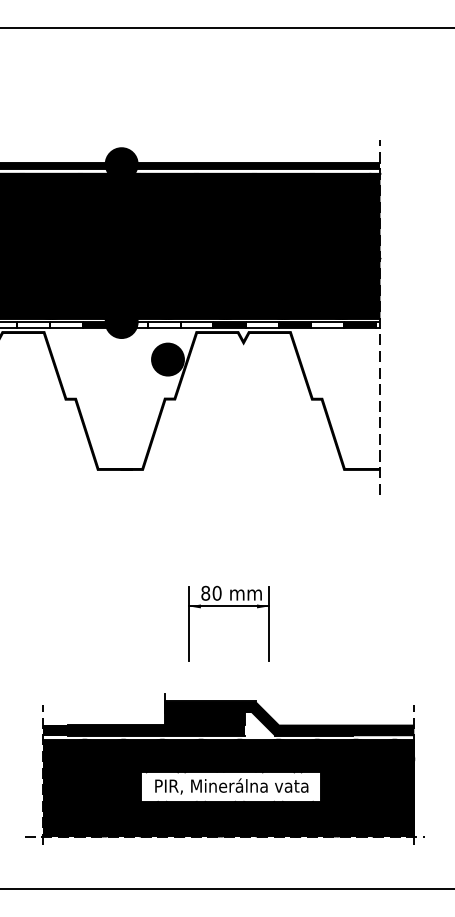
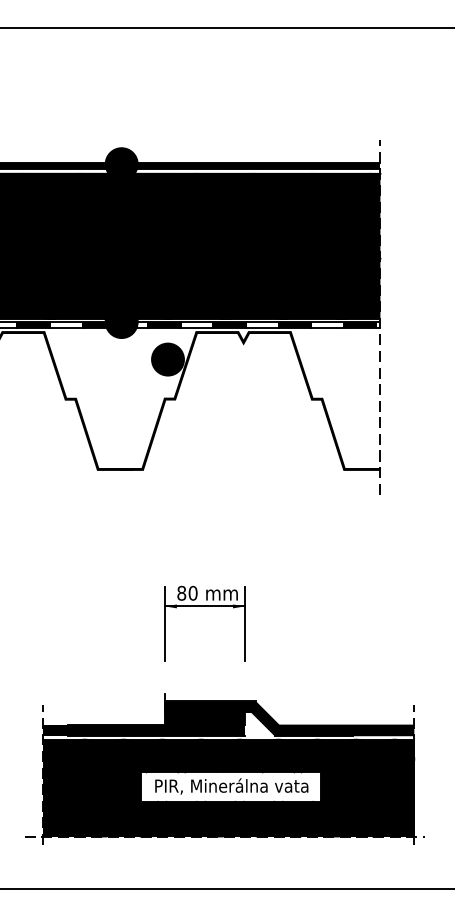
fill: none -> present (33, 324)
fill: none -> present (163, 324)
part position: (228, 606) -> (204, 606) (204, 606)
